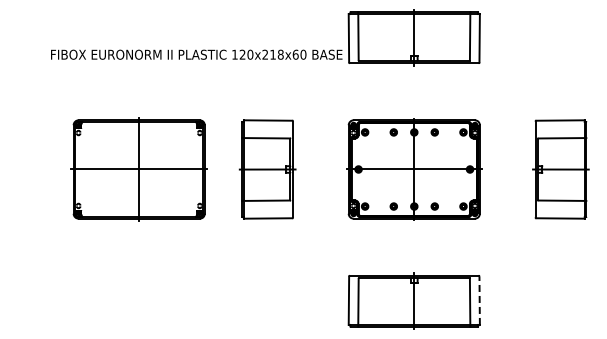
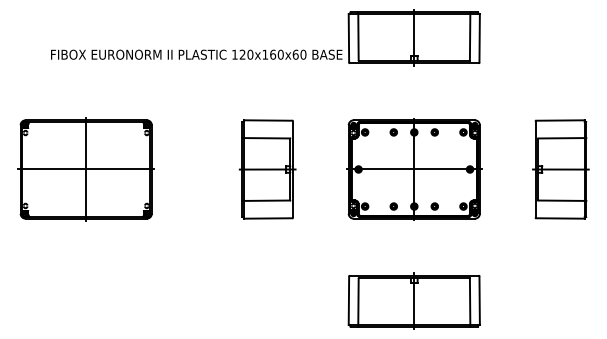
text: 120x218x60 -> 120x160x60 (272, 54)
part position: (138, 169) -> (85, 169) (85, 169)
line: dashed -> solid (479, 300)
